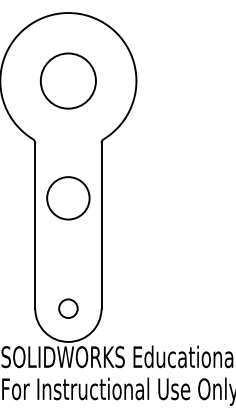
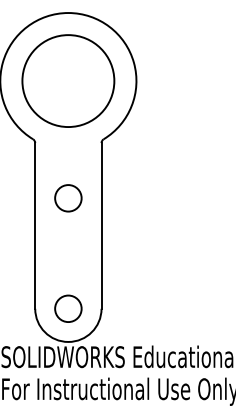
circle diameter: 55 px -> 92 px (68, 81)
circle diameter: 42 px -> 27 px (68, 198)
circle size: 21x21 px -> 29x29 px (68, 308)
